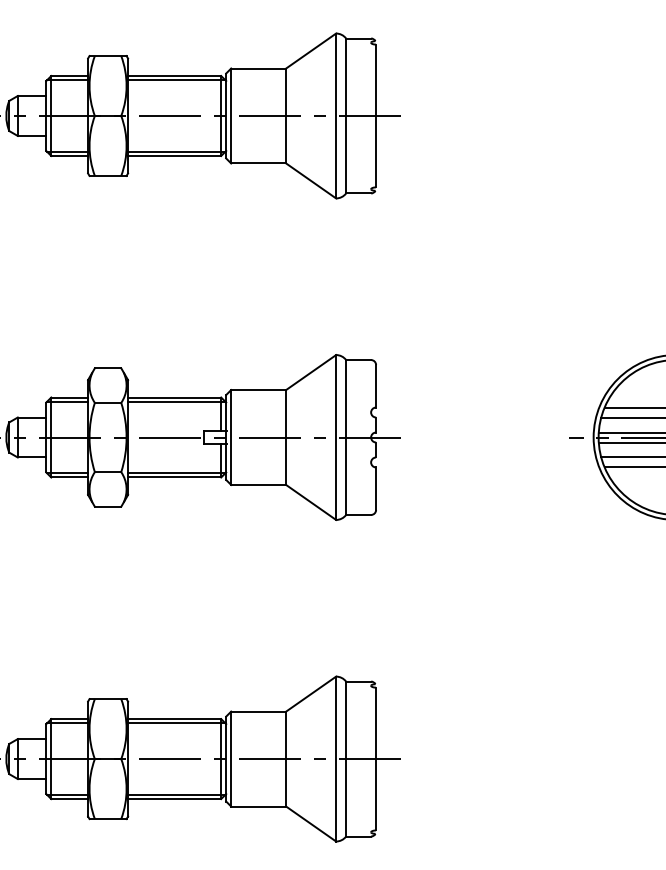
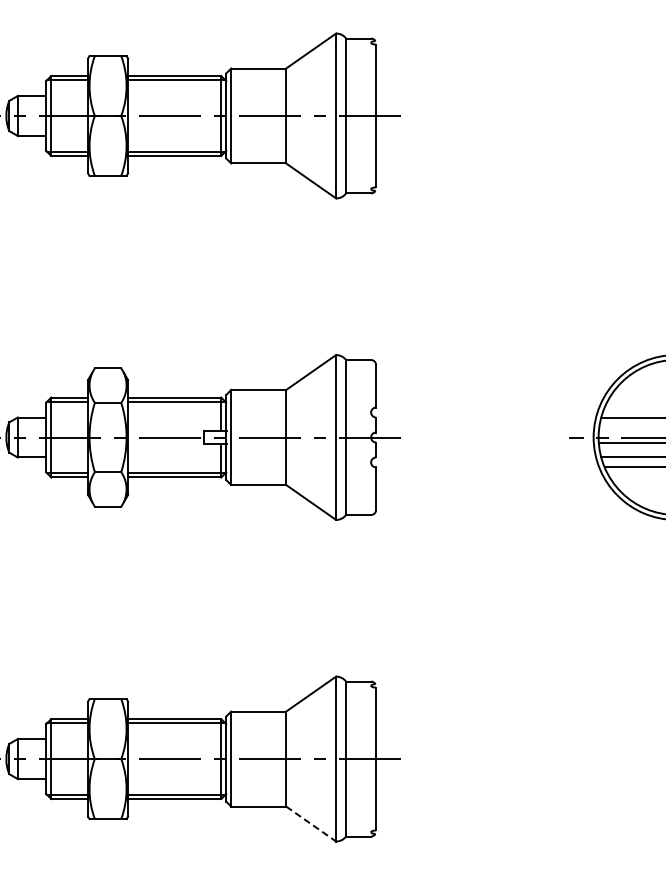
line: present -> none (633, 407)
line: present -> none (630, 432)
line: solid -> dashed (311, 824)
